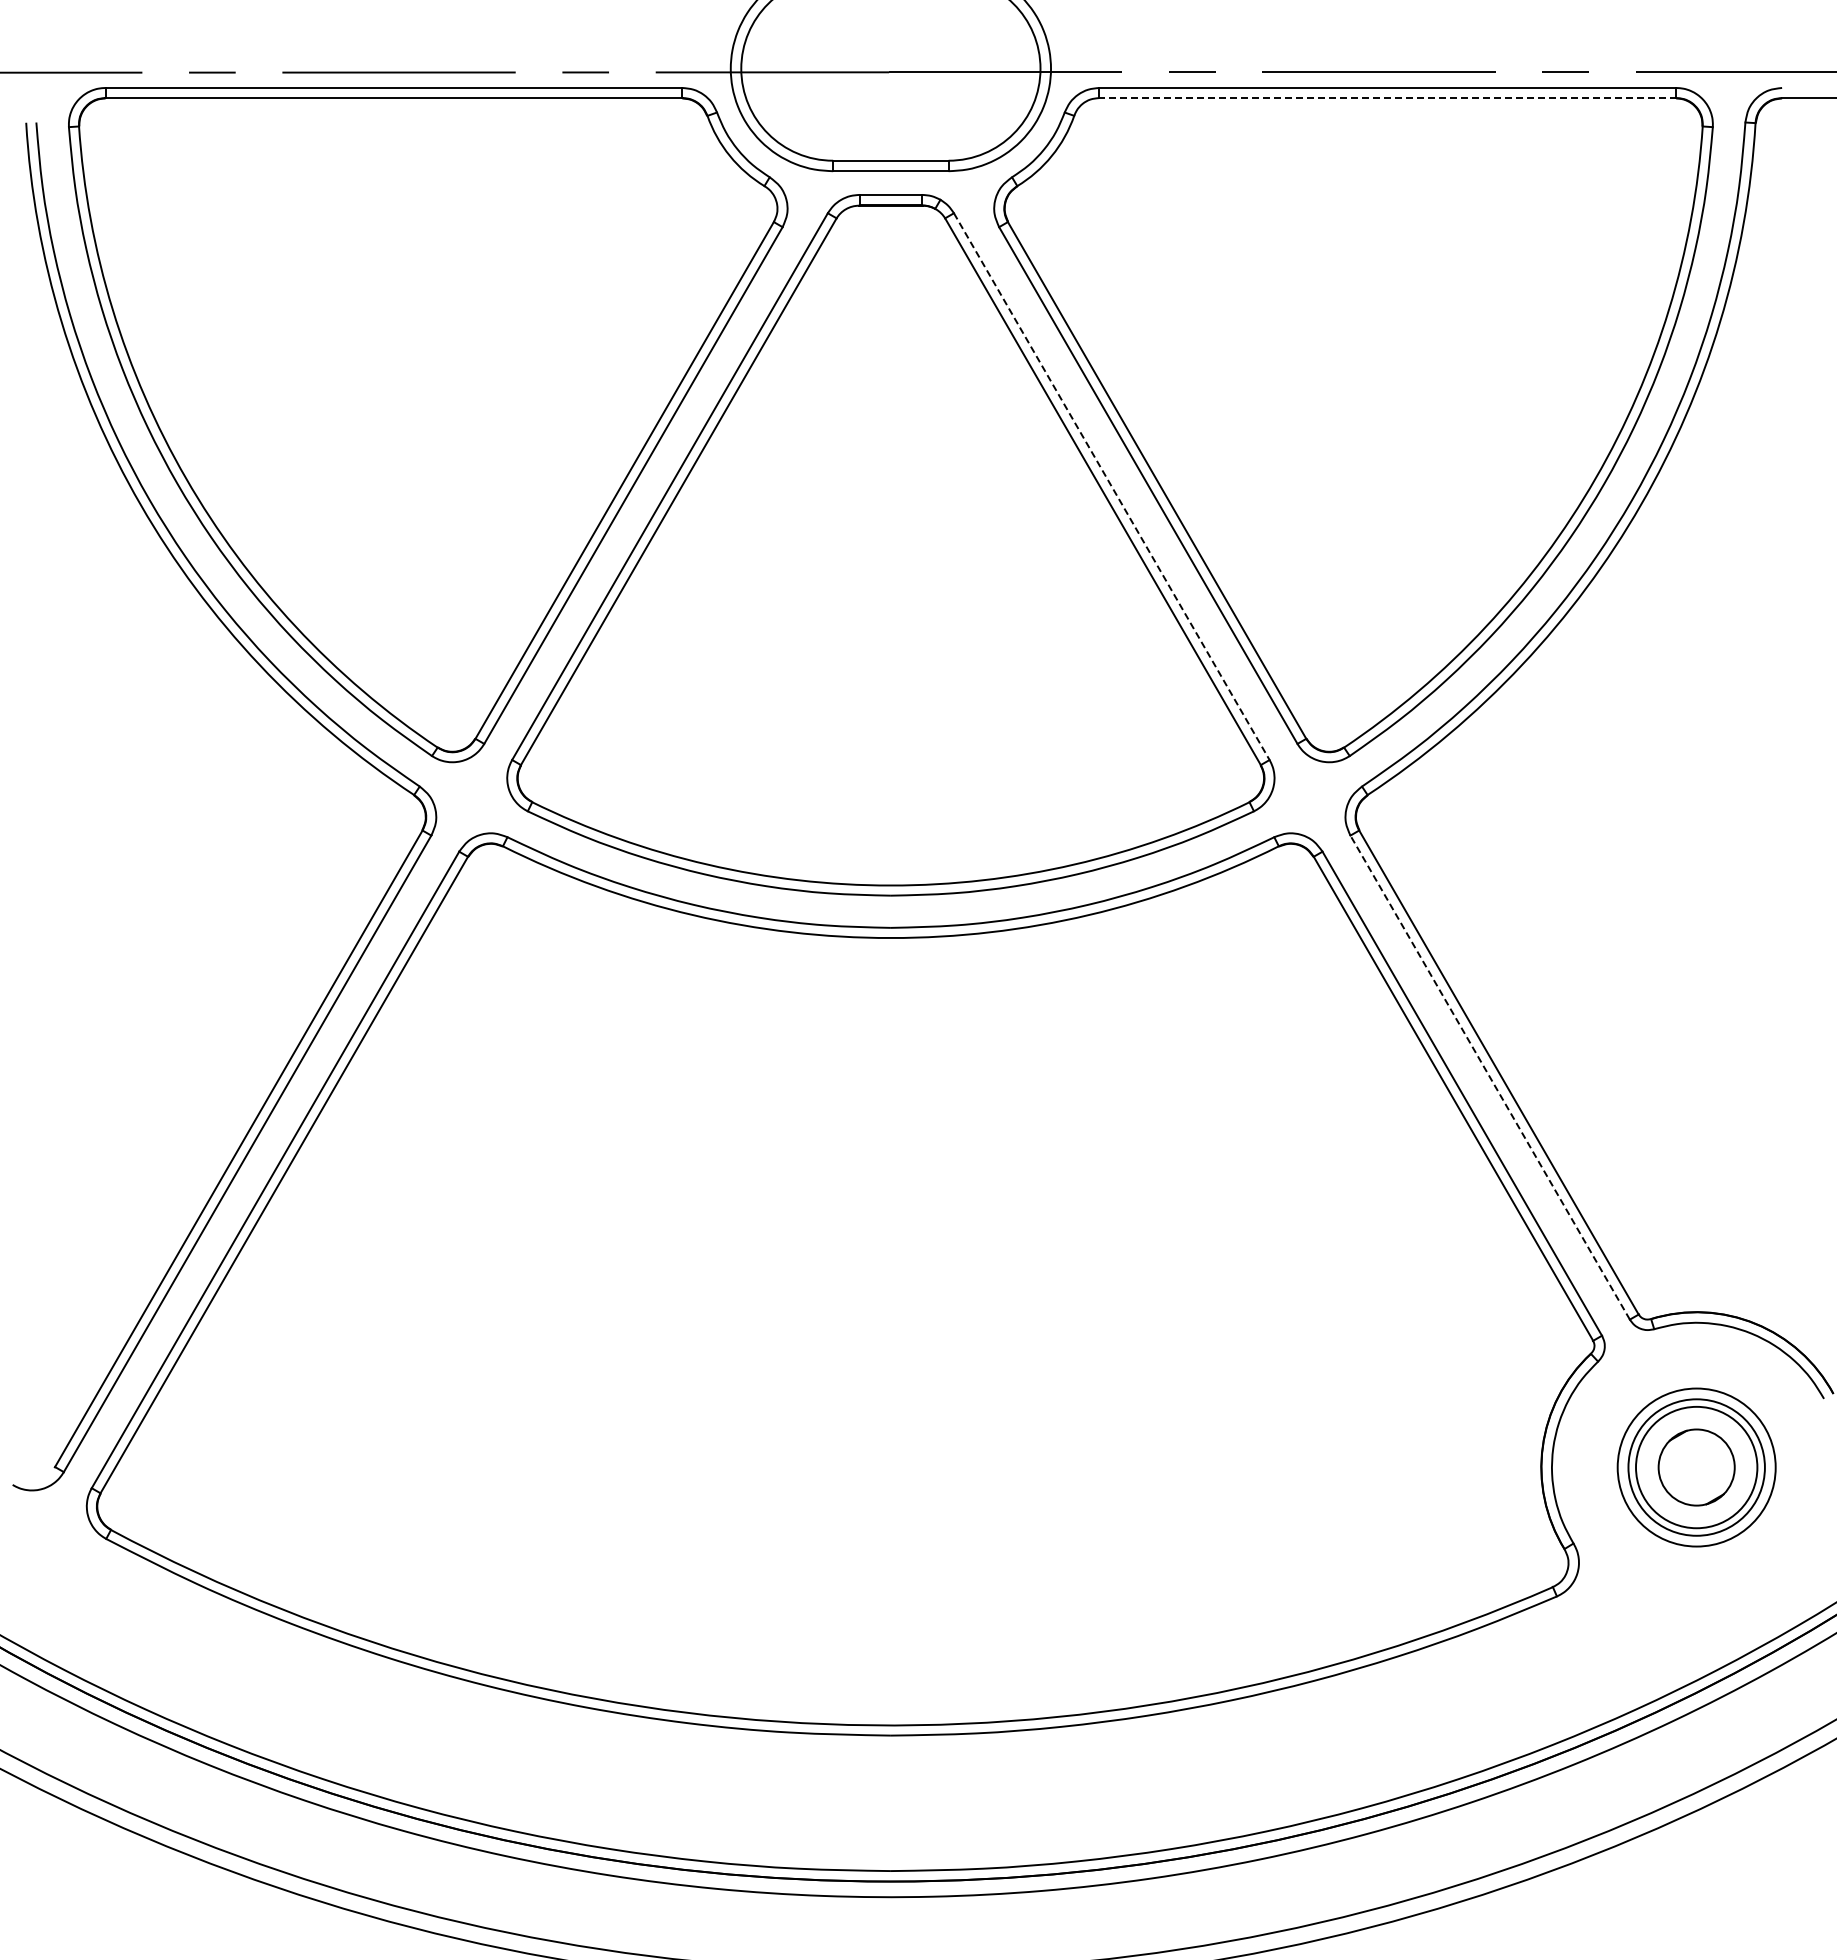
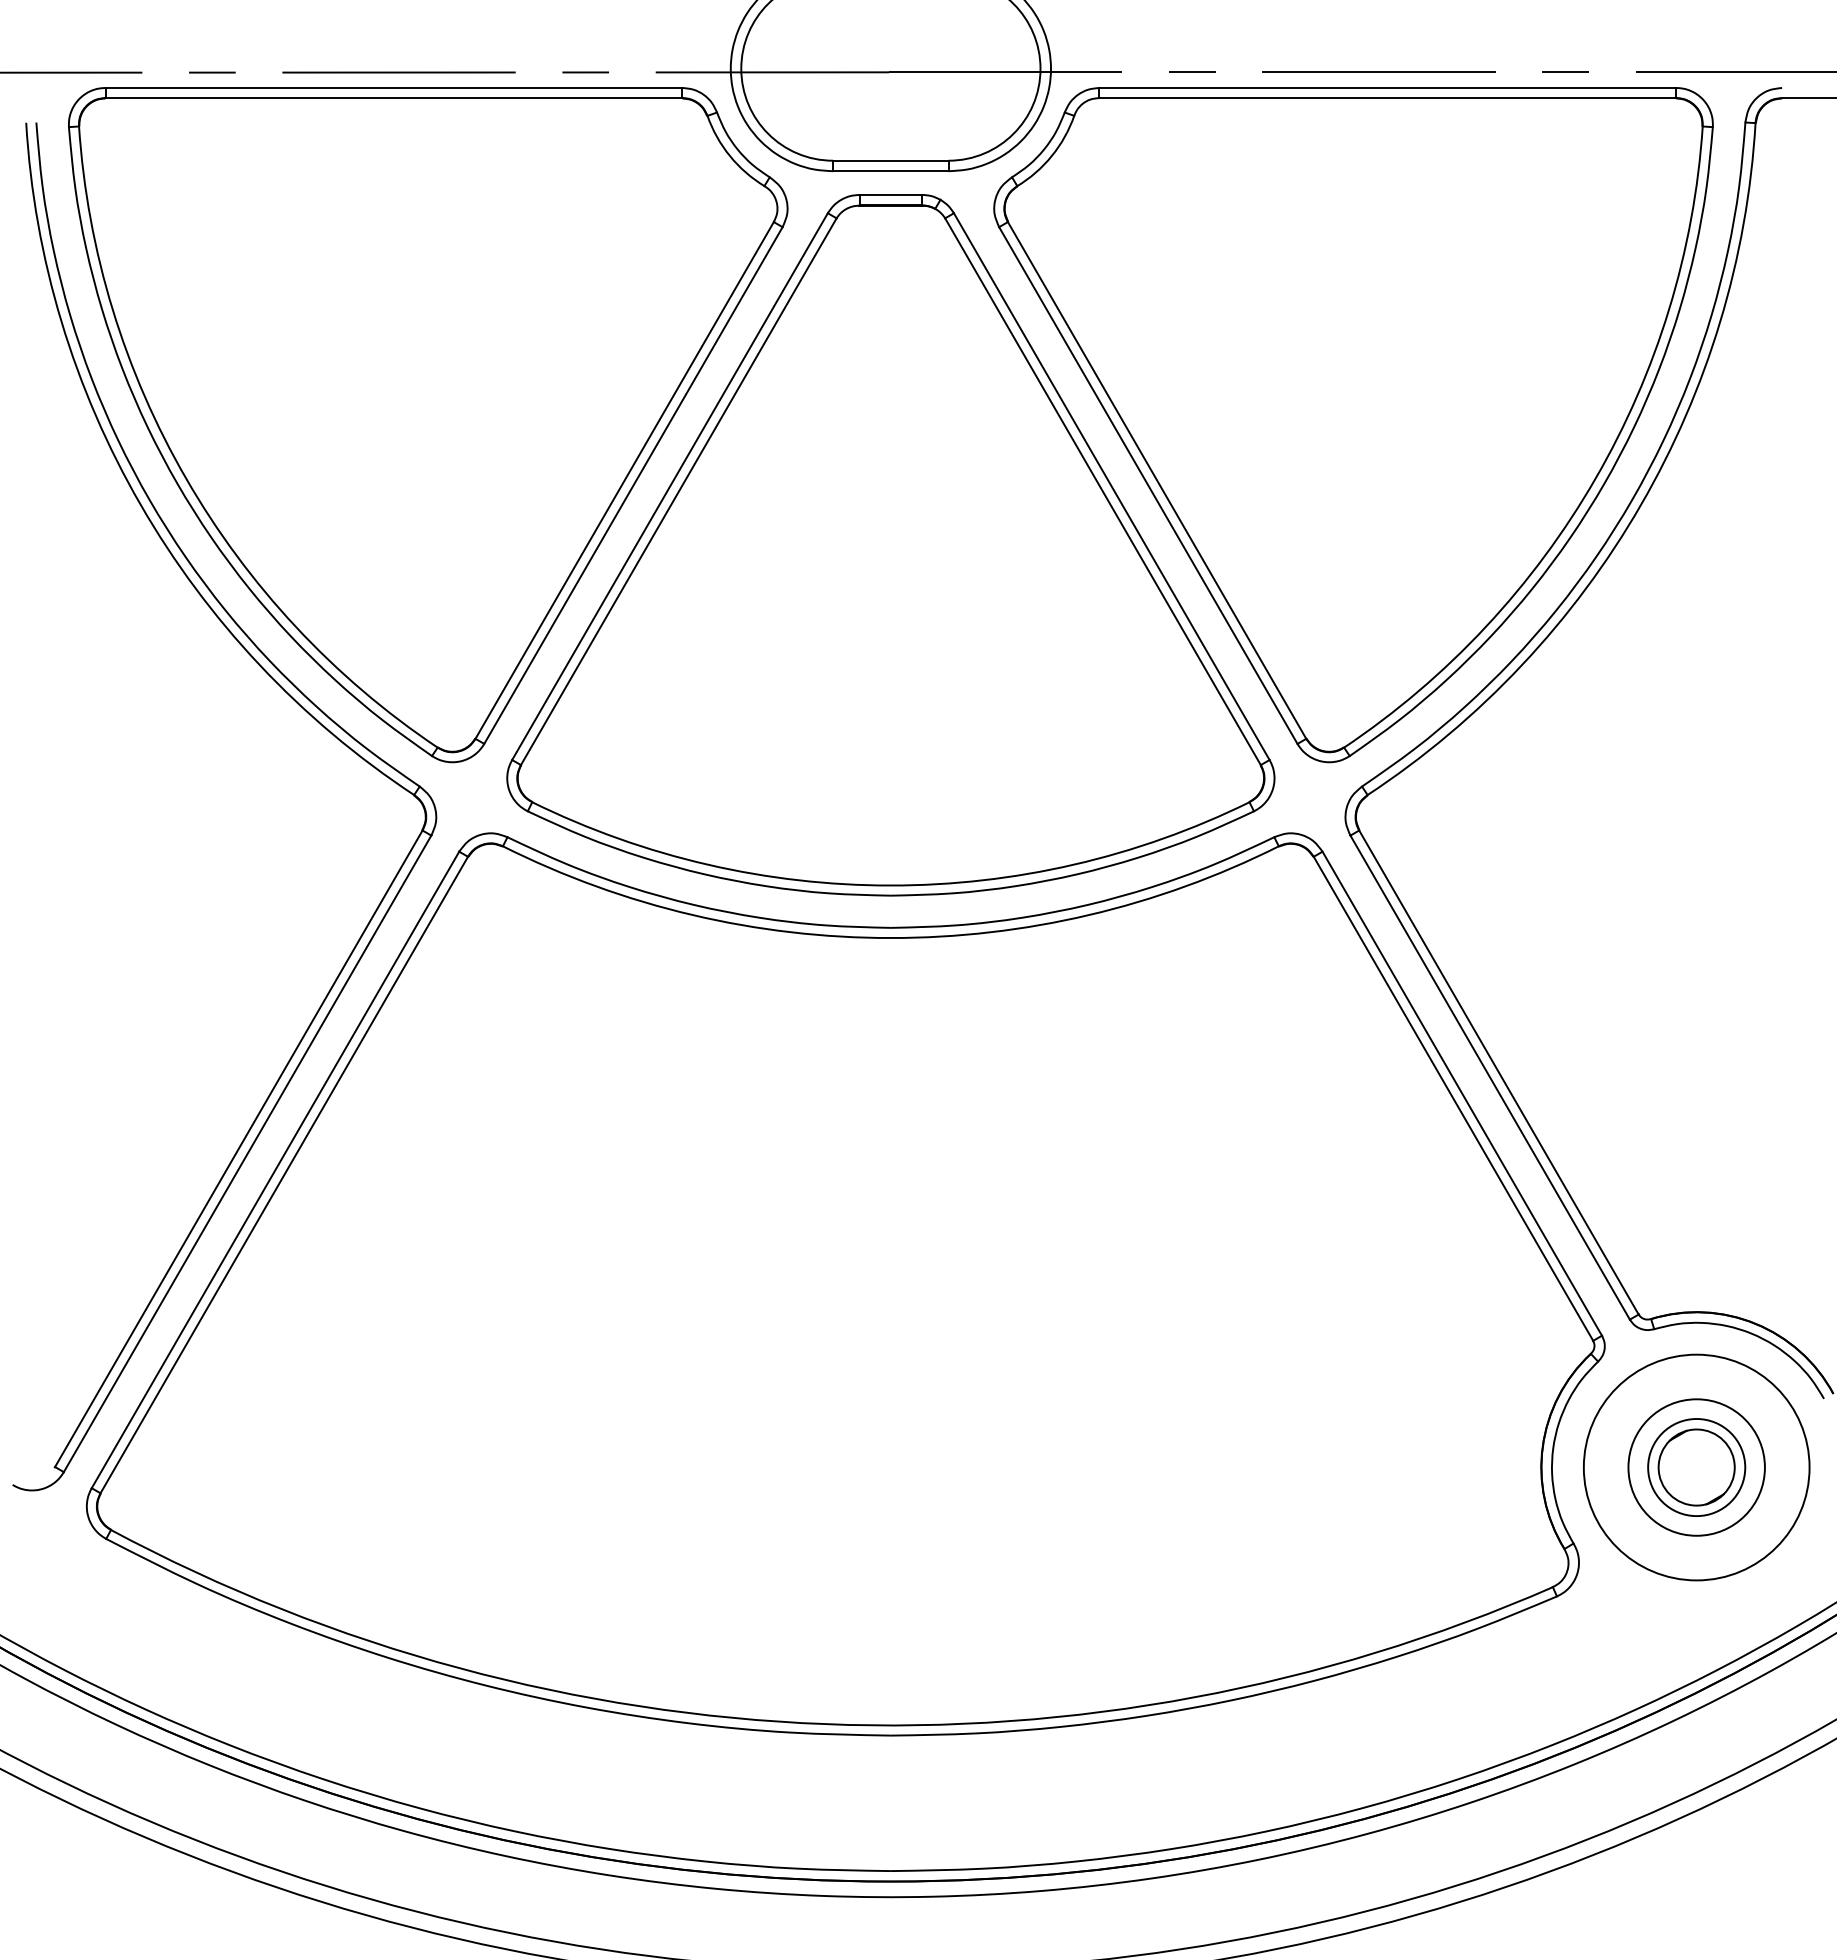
line: dashed -> solid (1387, 98)
line: dashed -> solid (1111, 486)
line: dashed -> solid (1489, 1077)
circle diameter: 121 px -> 97 px (1696, 1467)
circle diameter: 158 px -> 226 px (1696, 1467)
